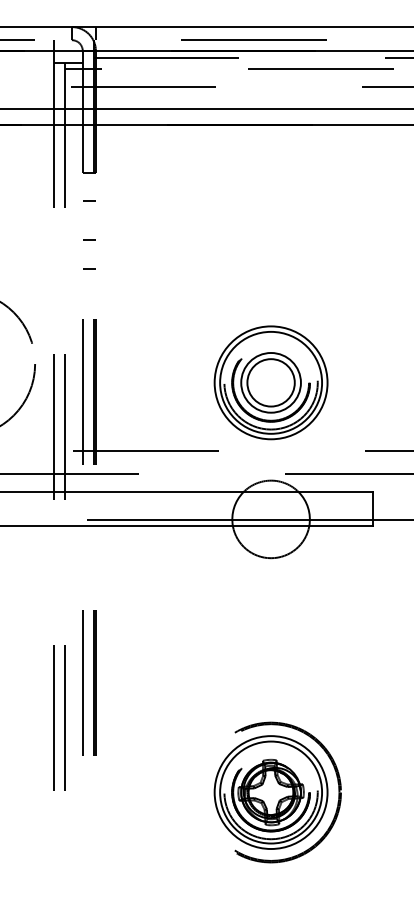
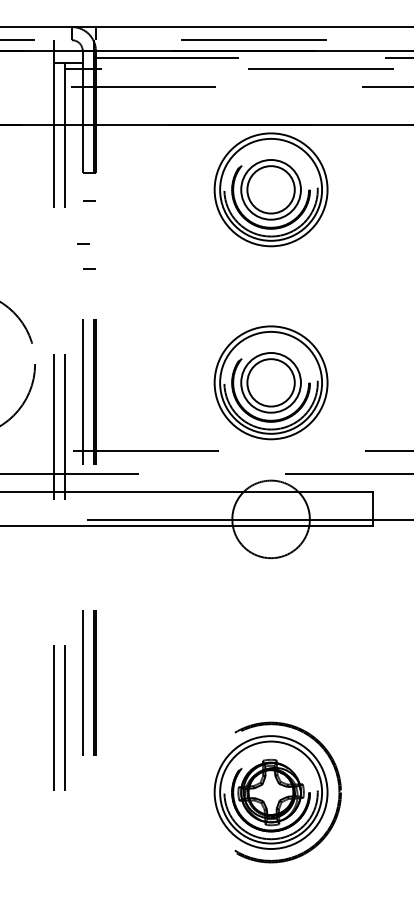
line: present -> none (206, 108)
part: none -> present (270, 189)
line position: (89, 239) -> (83, 243) (83, 243)
